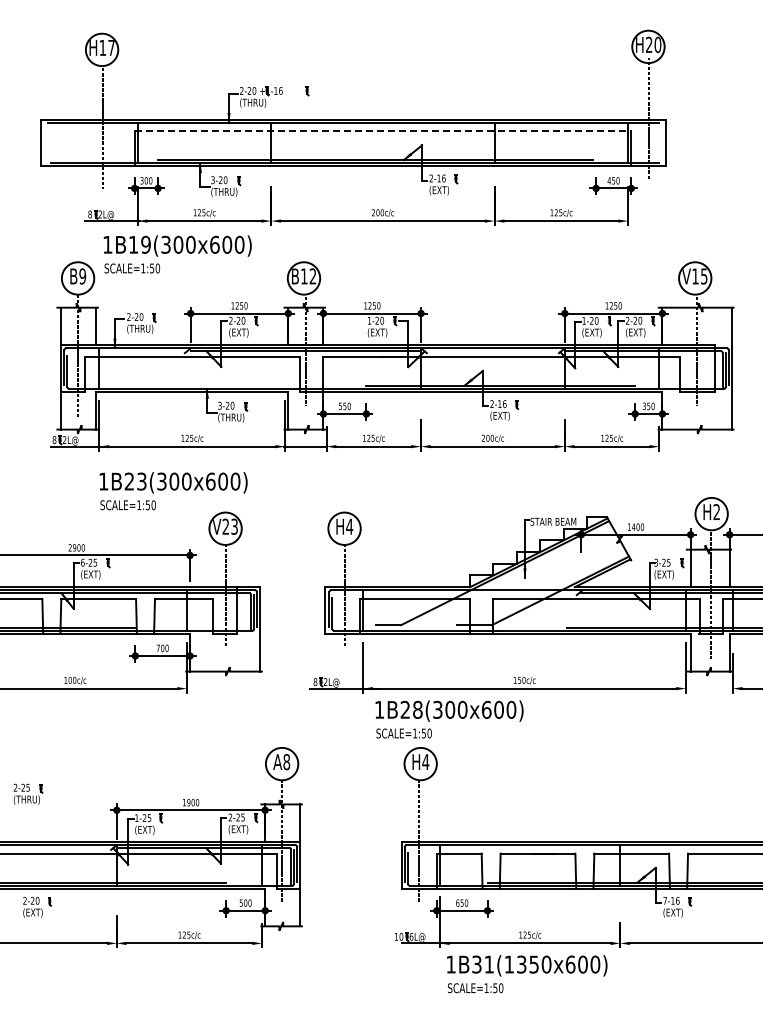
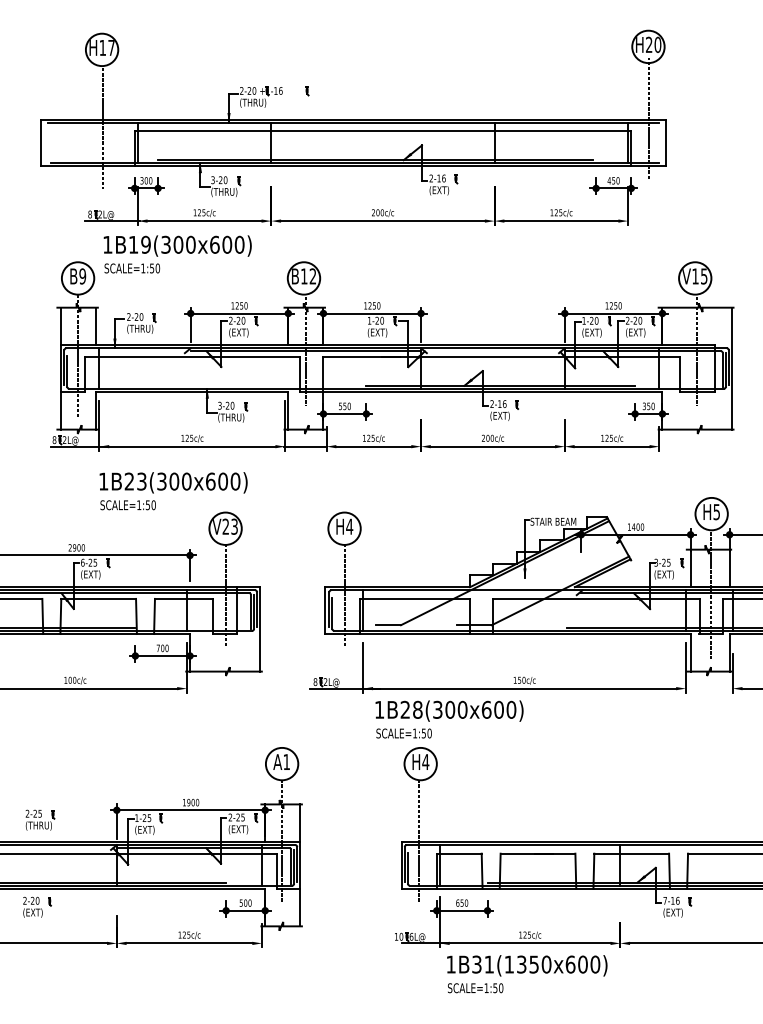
line: dashed -> solid (383, 131)
text: H2 -> H5 (716, 512)
text: A8 -> A1 (286, 762)
part position: (28, 793) -> (40, 819) (40, 819)
